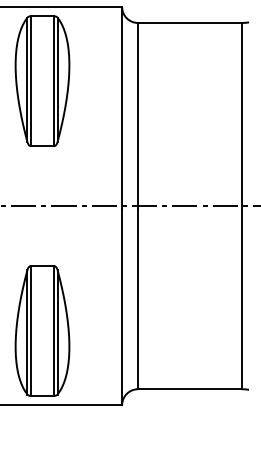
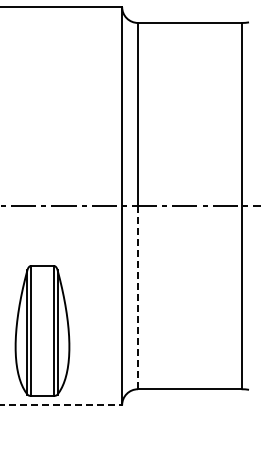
part: present -> none (42, 80)
line: solid -> dashed (138, 298)
line: solid -> dashed (61, 405)
